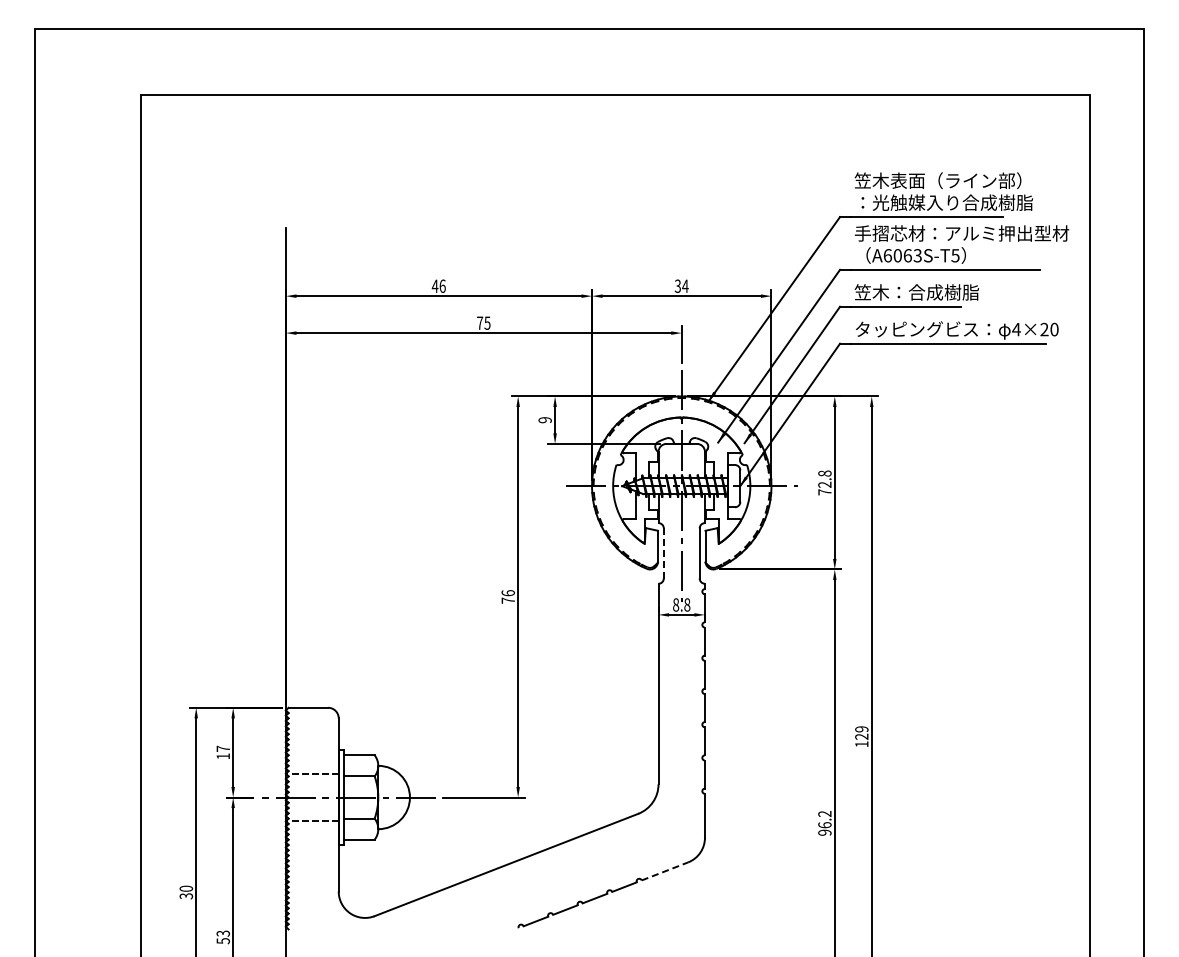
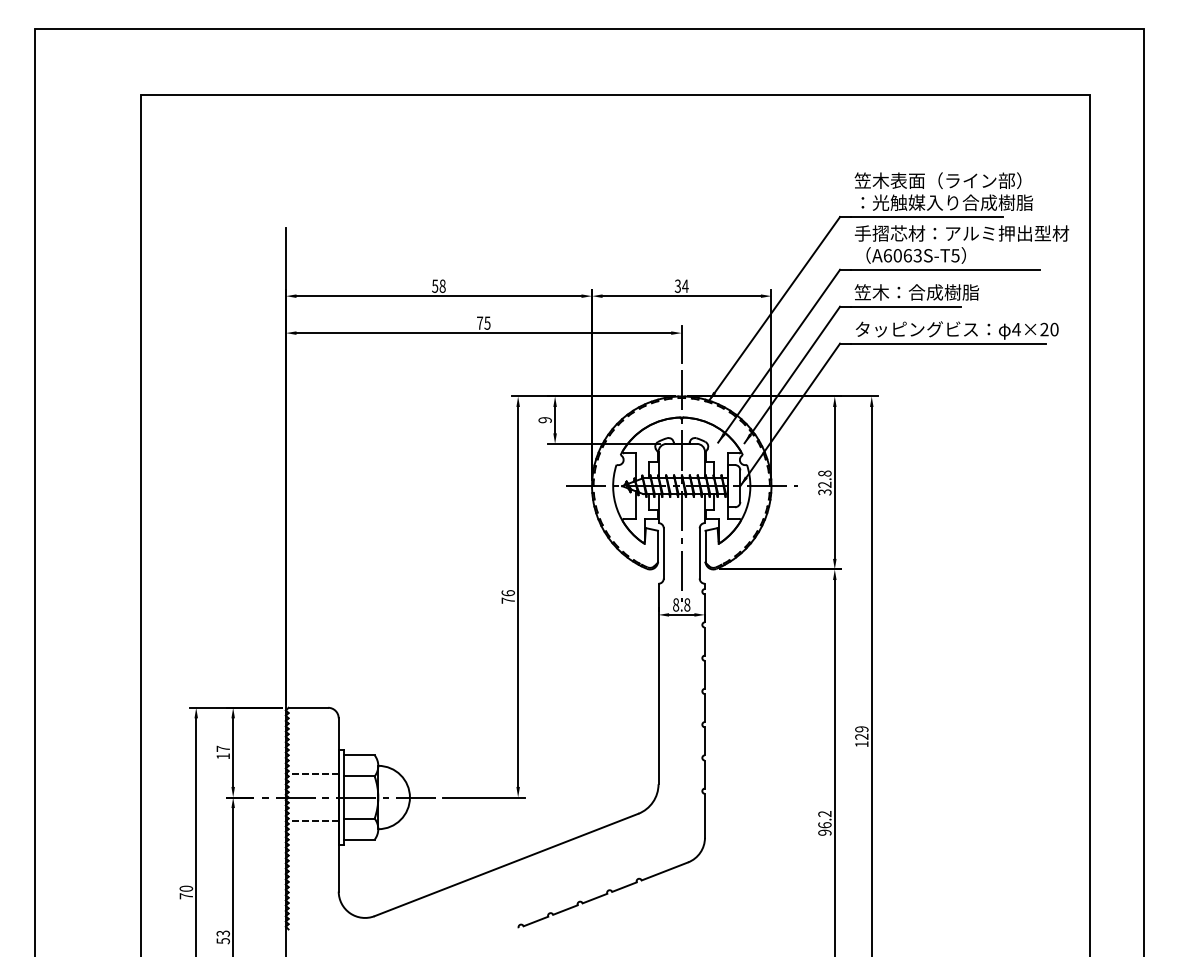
text: 46 -> 58 (438, 285)
text: 72.8 -> 32.8 (824, 492)
line: dashed -> solid (663, 552)
line: dashed -> solid (664, 871)
text: 30 -> 70 (186, 896)
